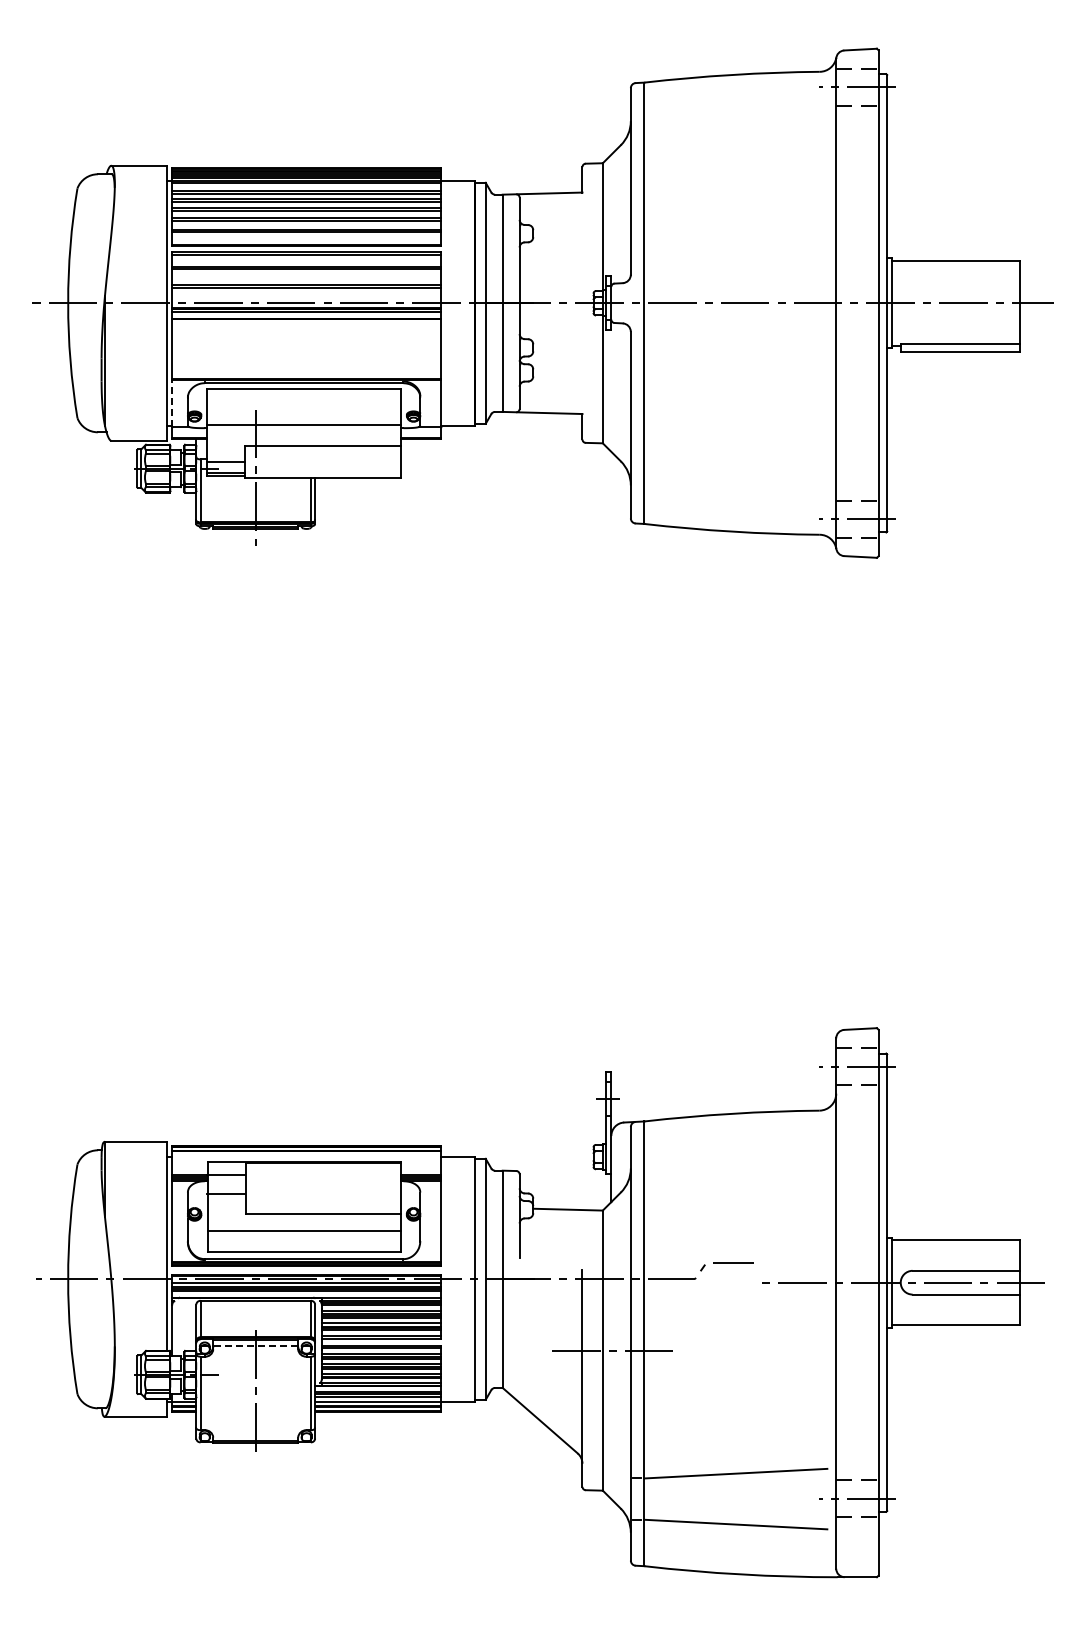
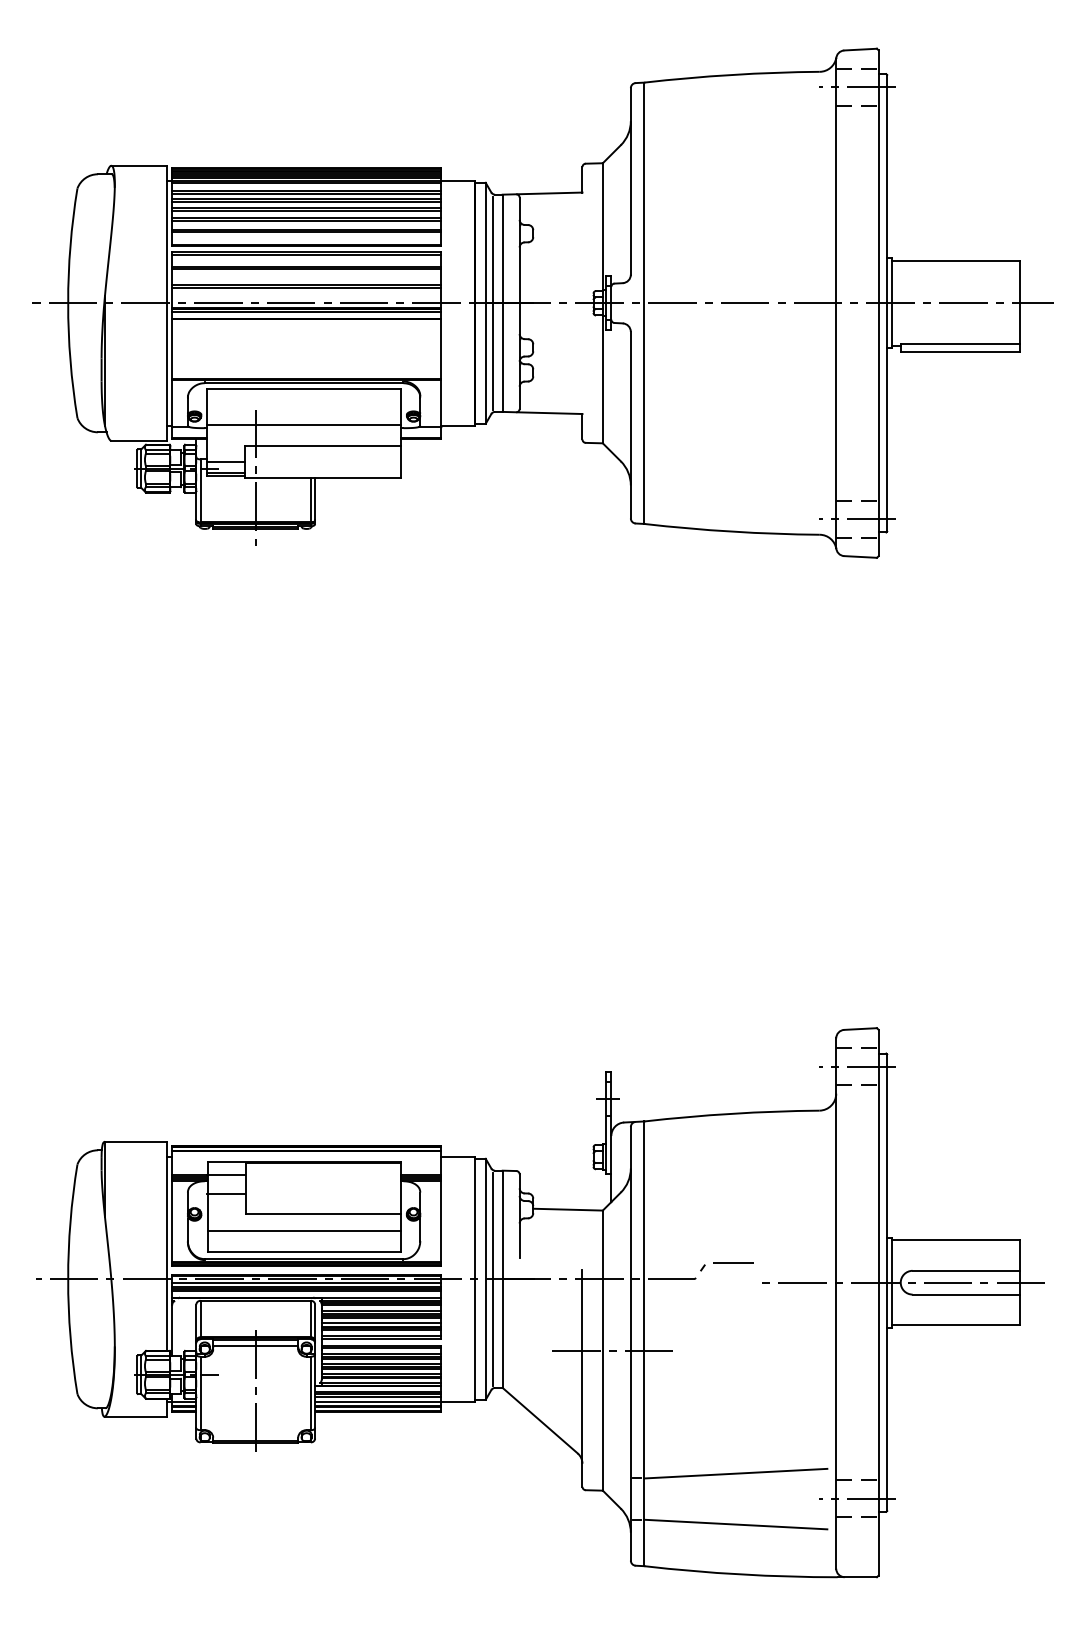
line: none -> present (493, 302)
line: dashed -> solid (171, 402)
line: none -> present (493, 1278)
line: dashed -> solid (255, 1345)
